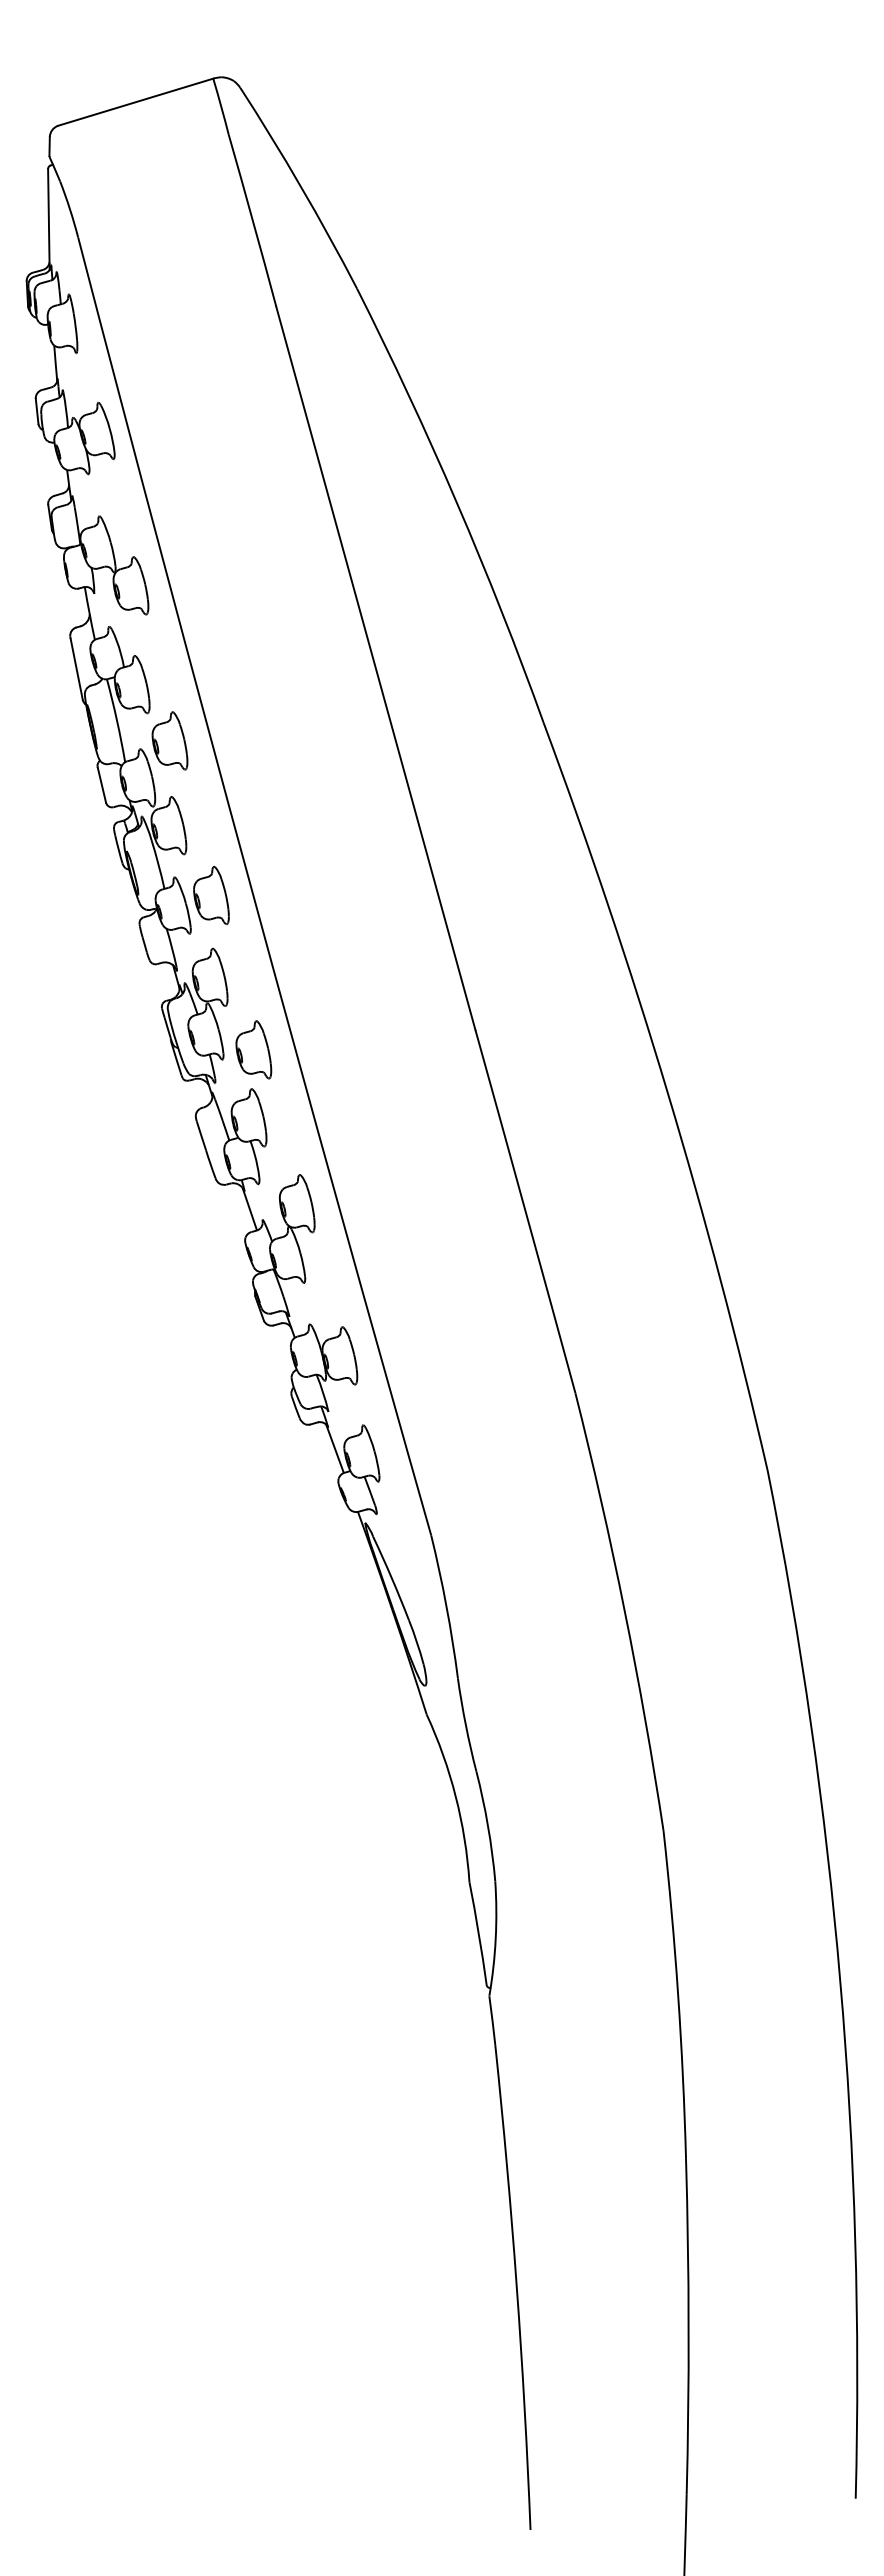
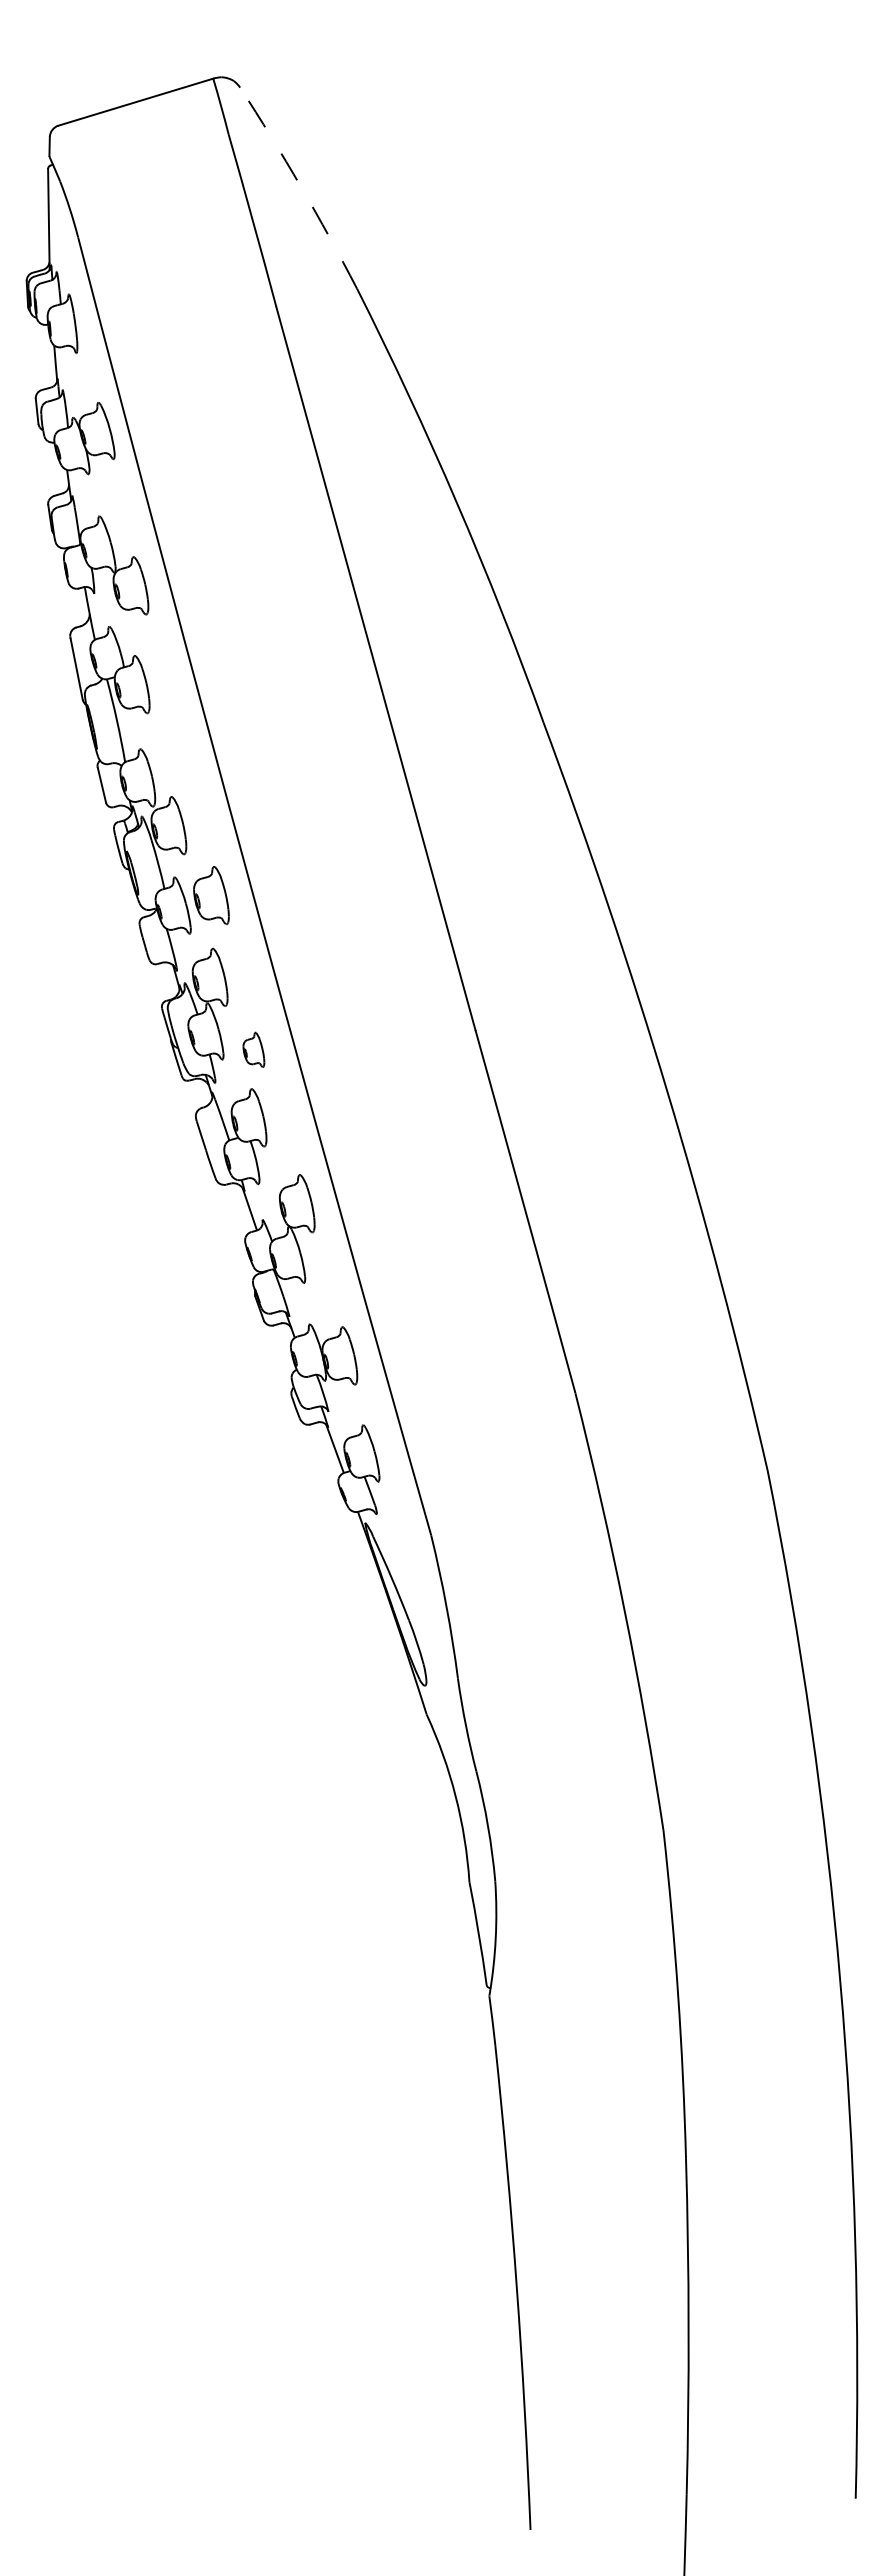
arc: solid -> dashed (301, 186)
part: present -> none (169, 740)
part size: 38x60 px -> 24x37 px (253, 1049)
